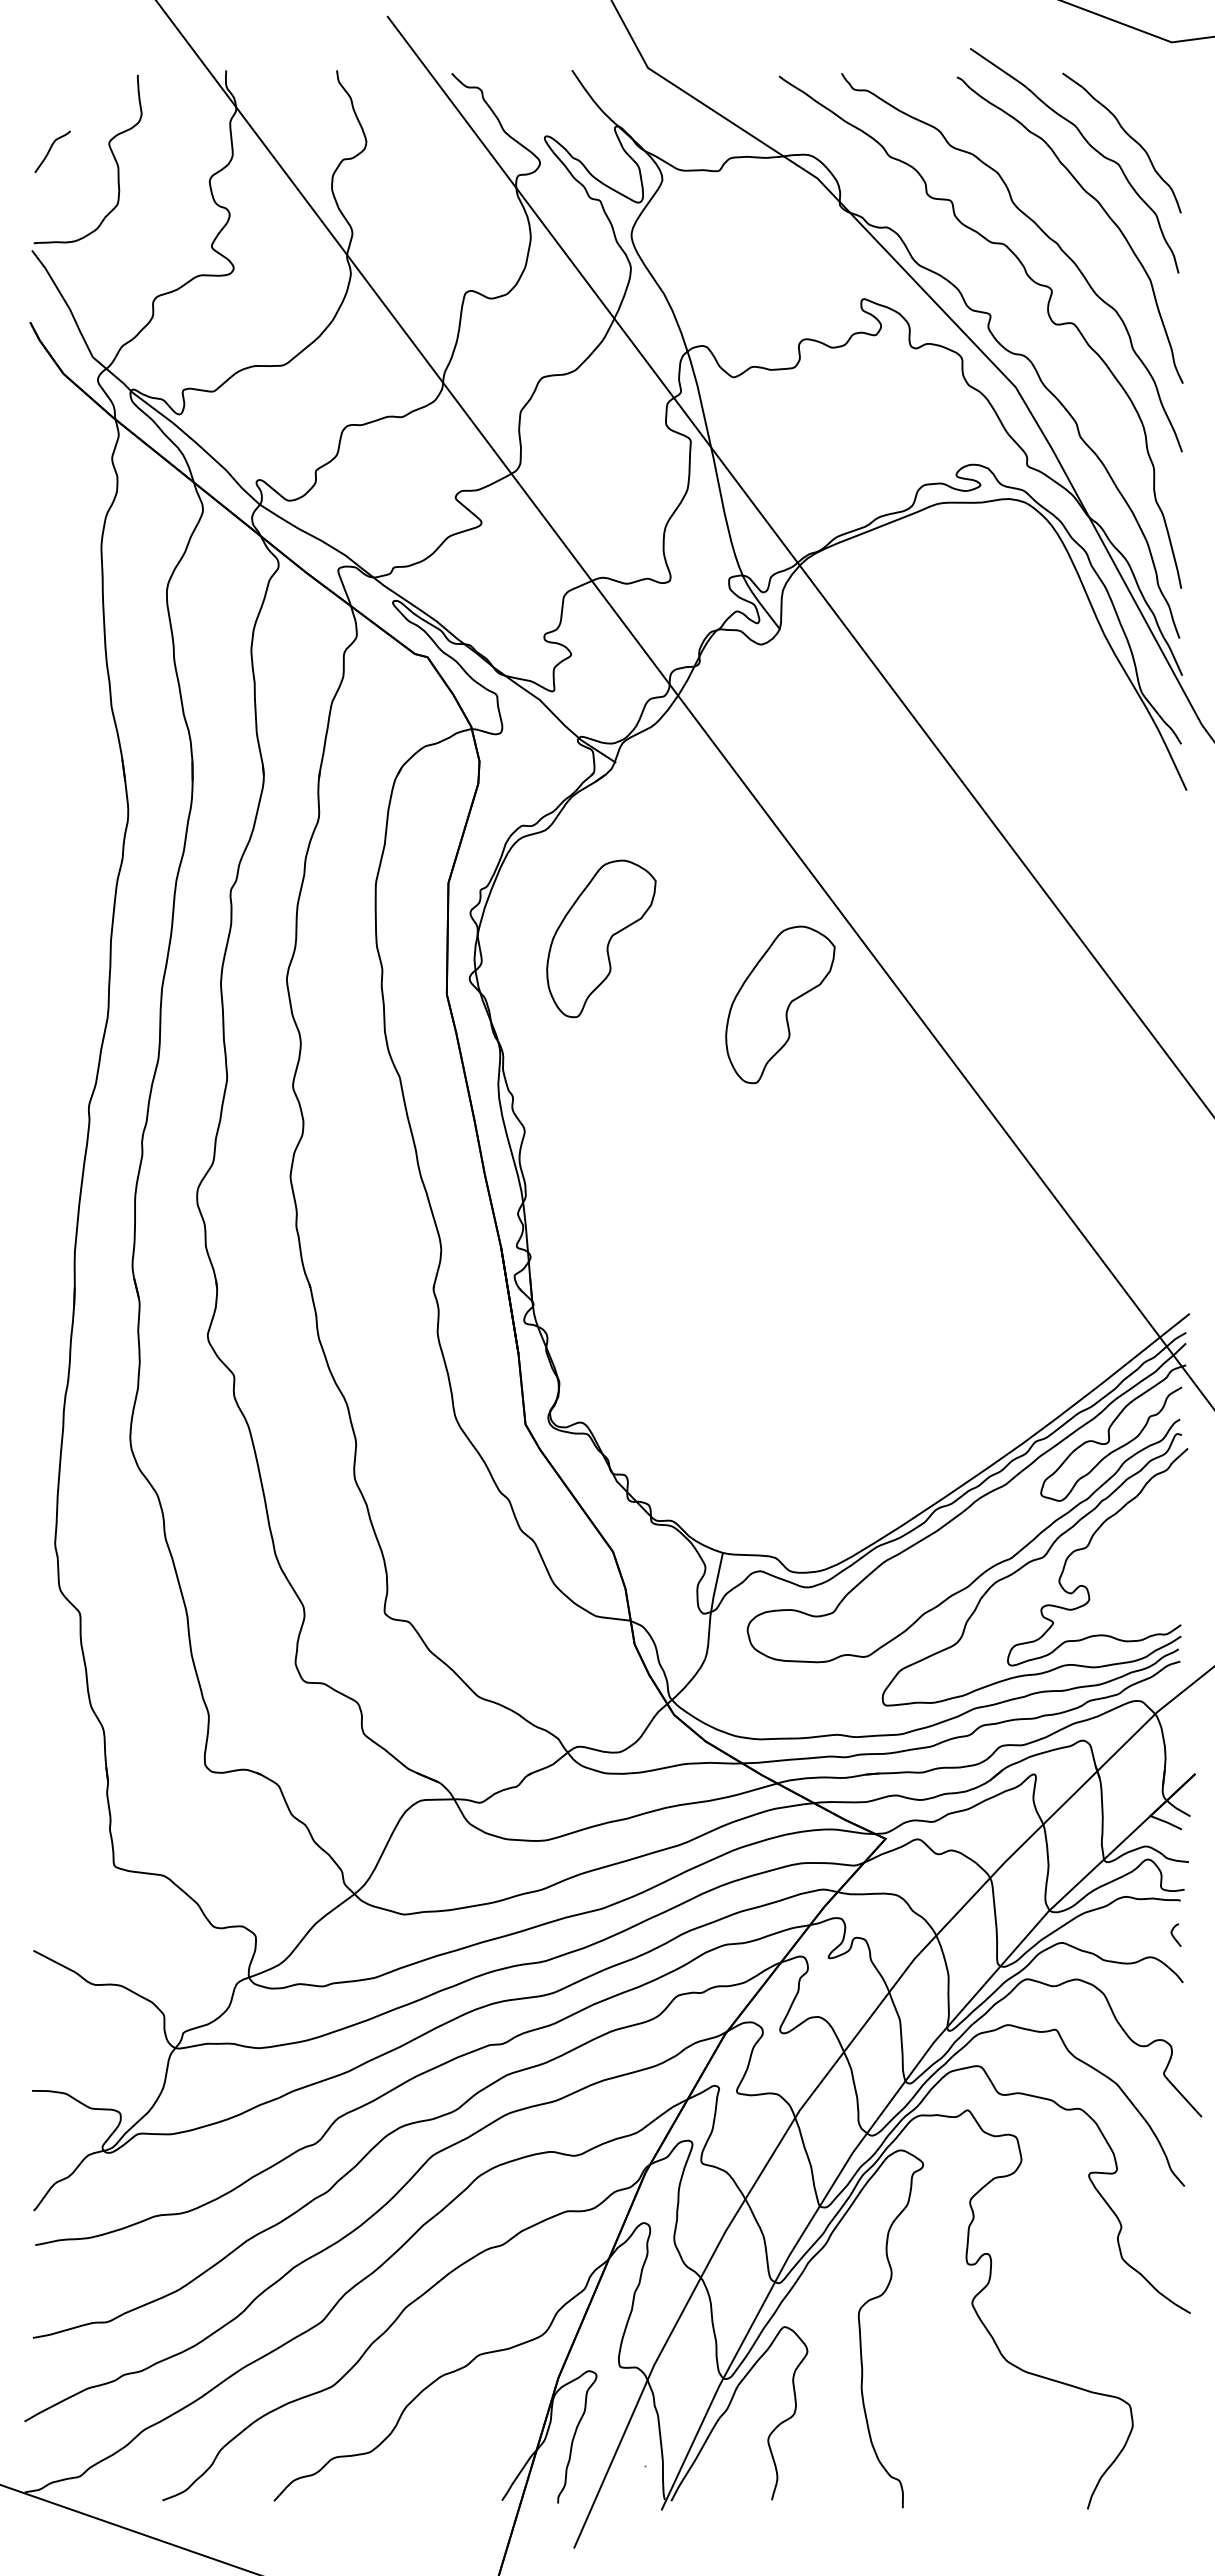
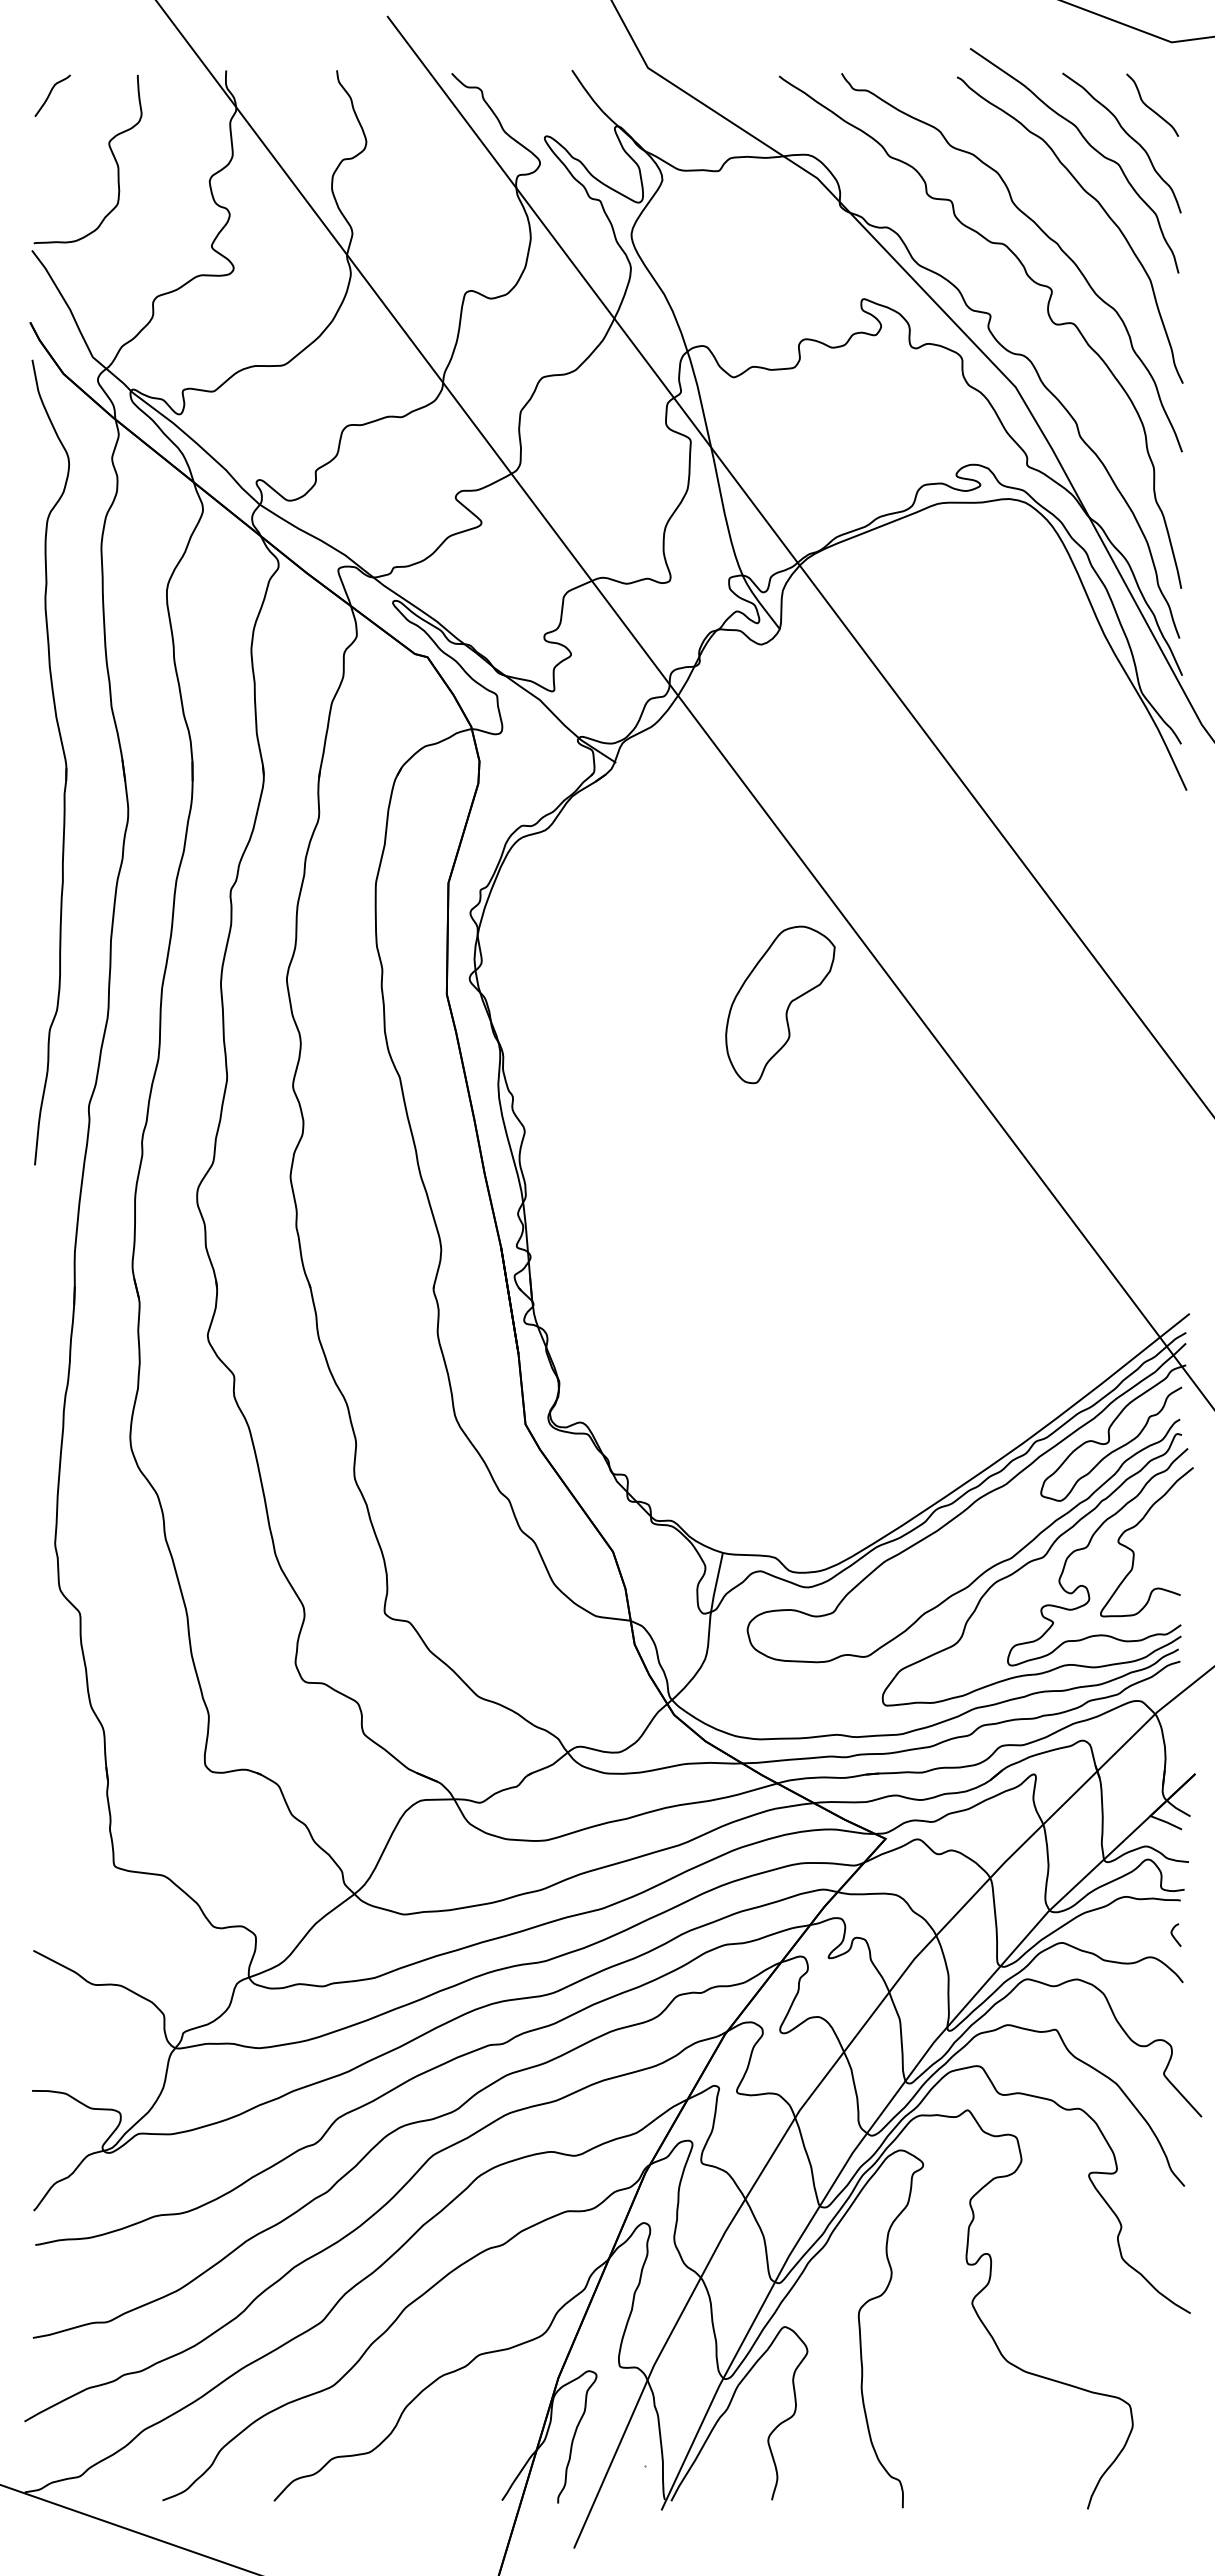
curve: none -> present (1149, 106)
curve position: (50, 150) -> (50, 94) (50, 94)
part: none -> present (64, 761)
part: present -> none (601, 938)
curve: none -> present (1133, 1550)
